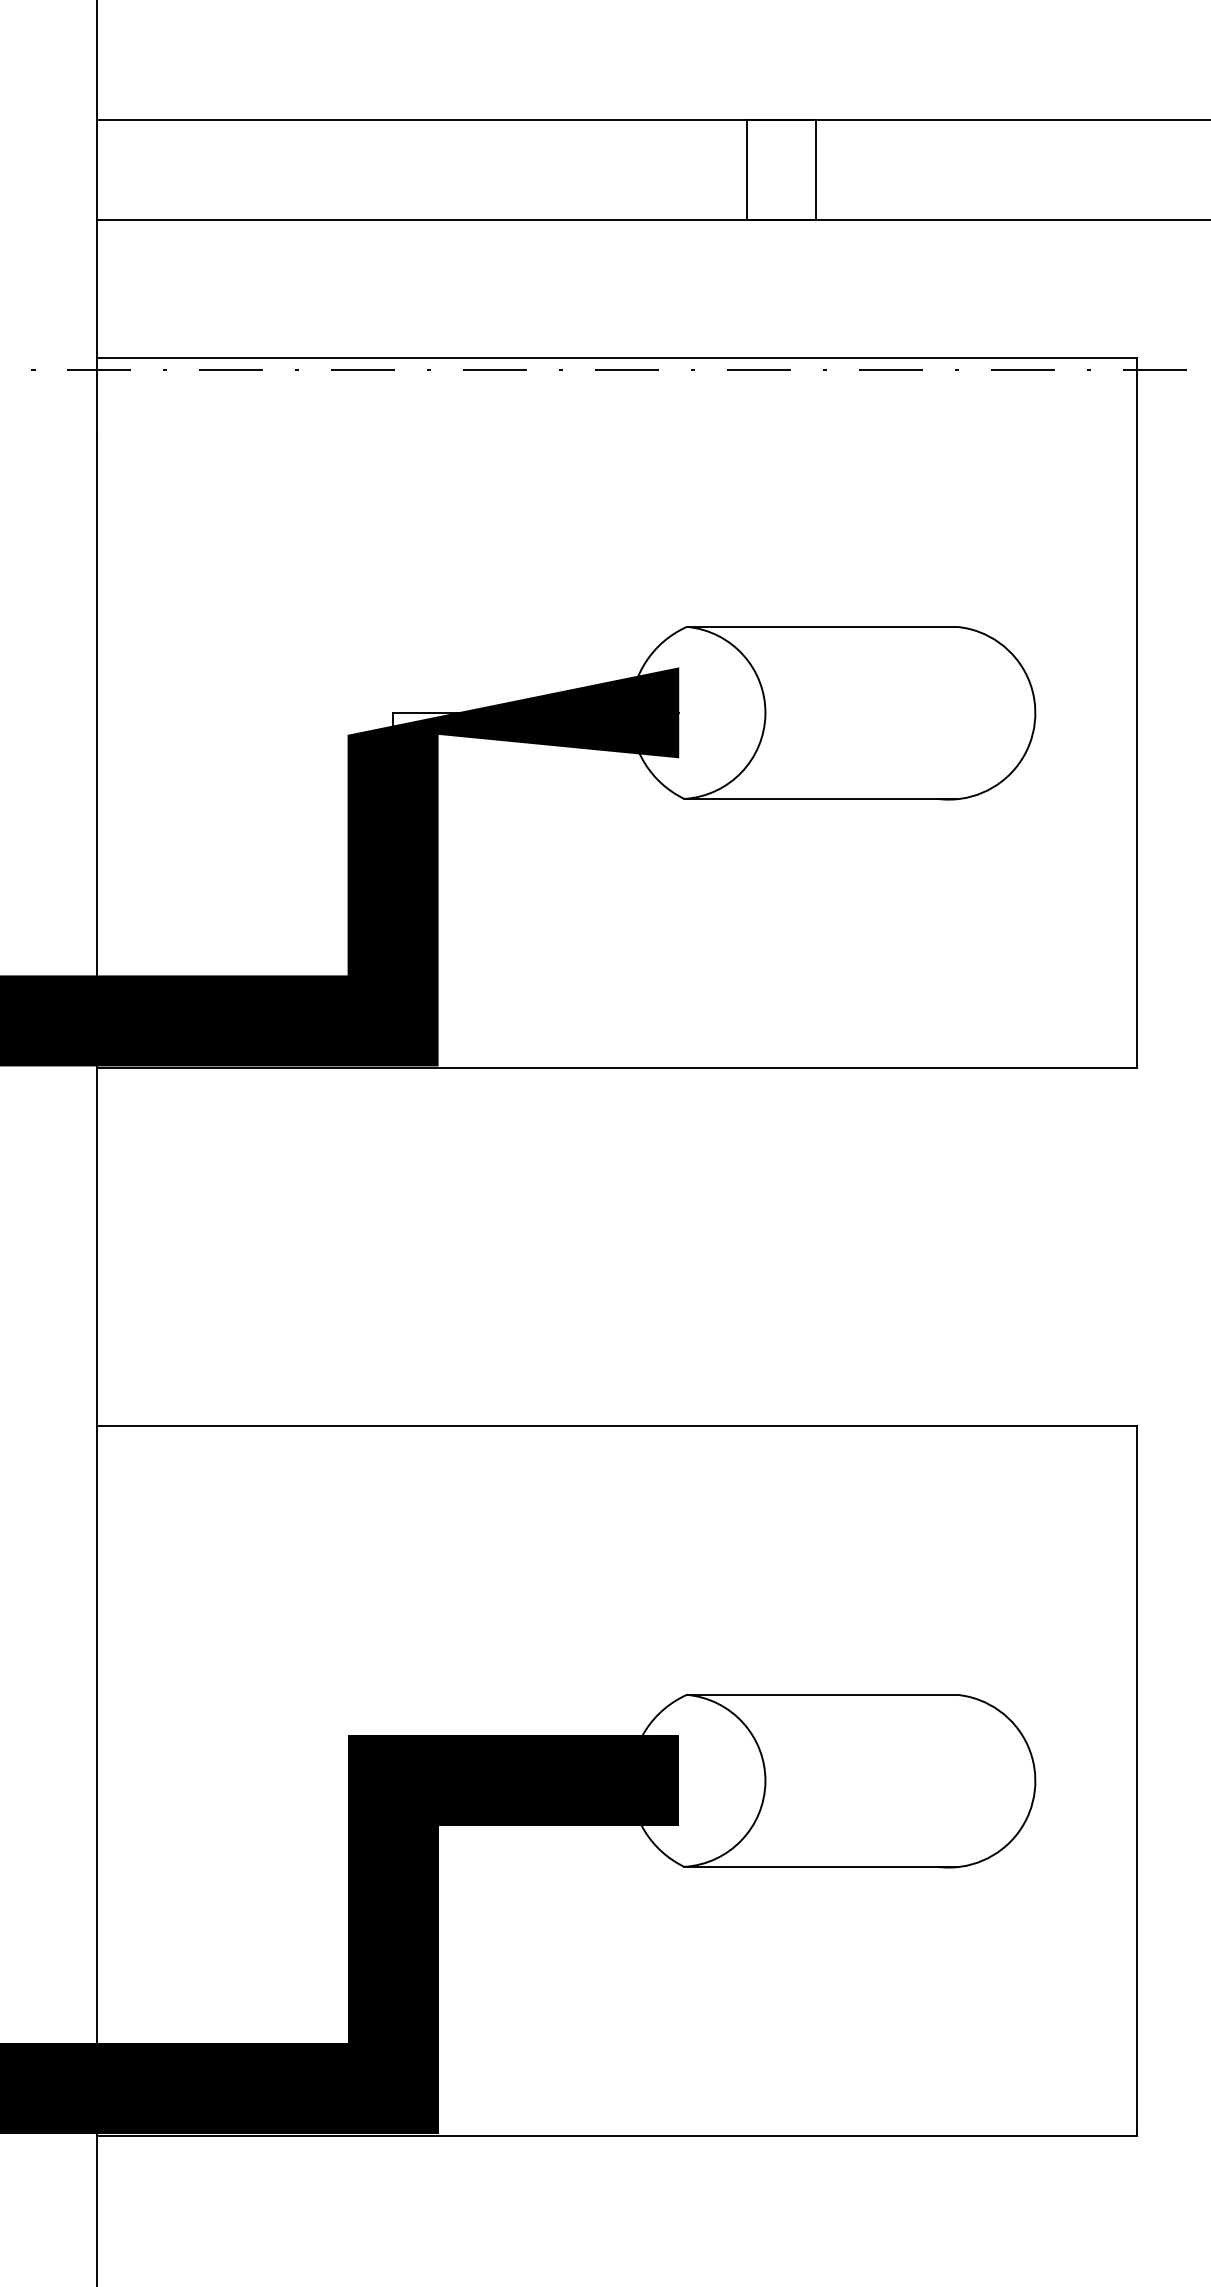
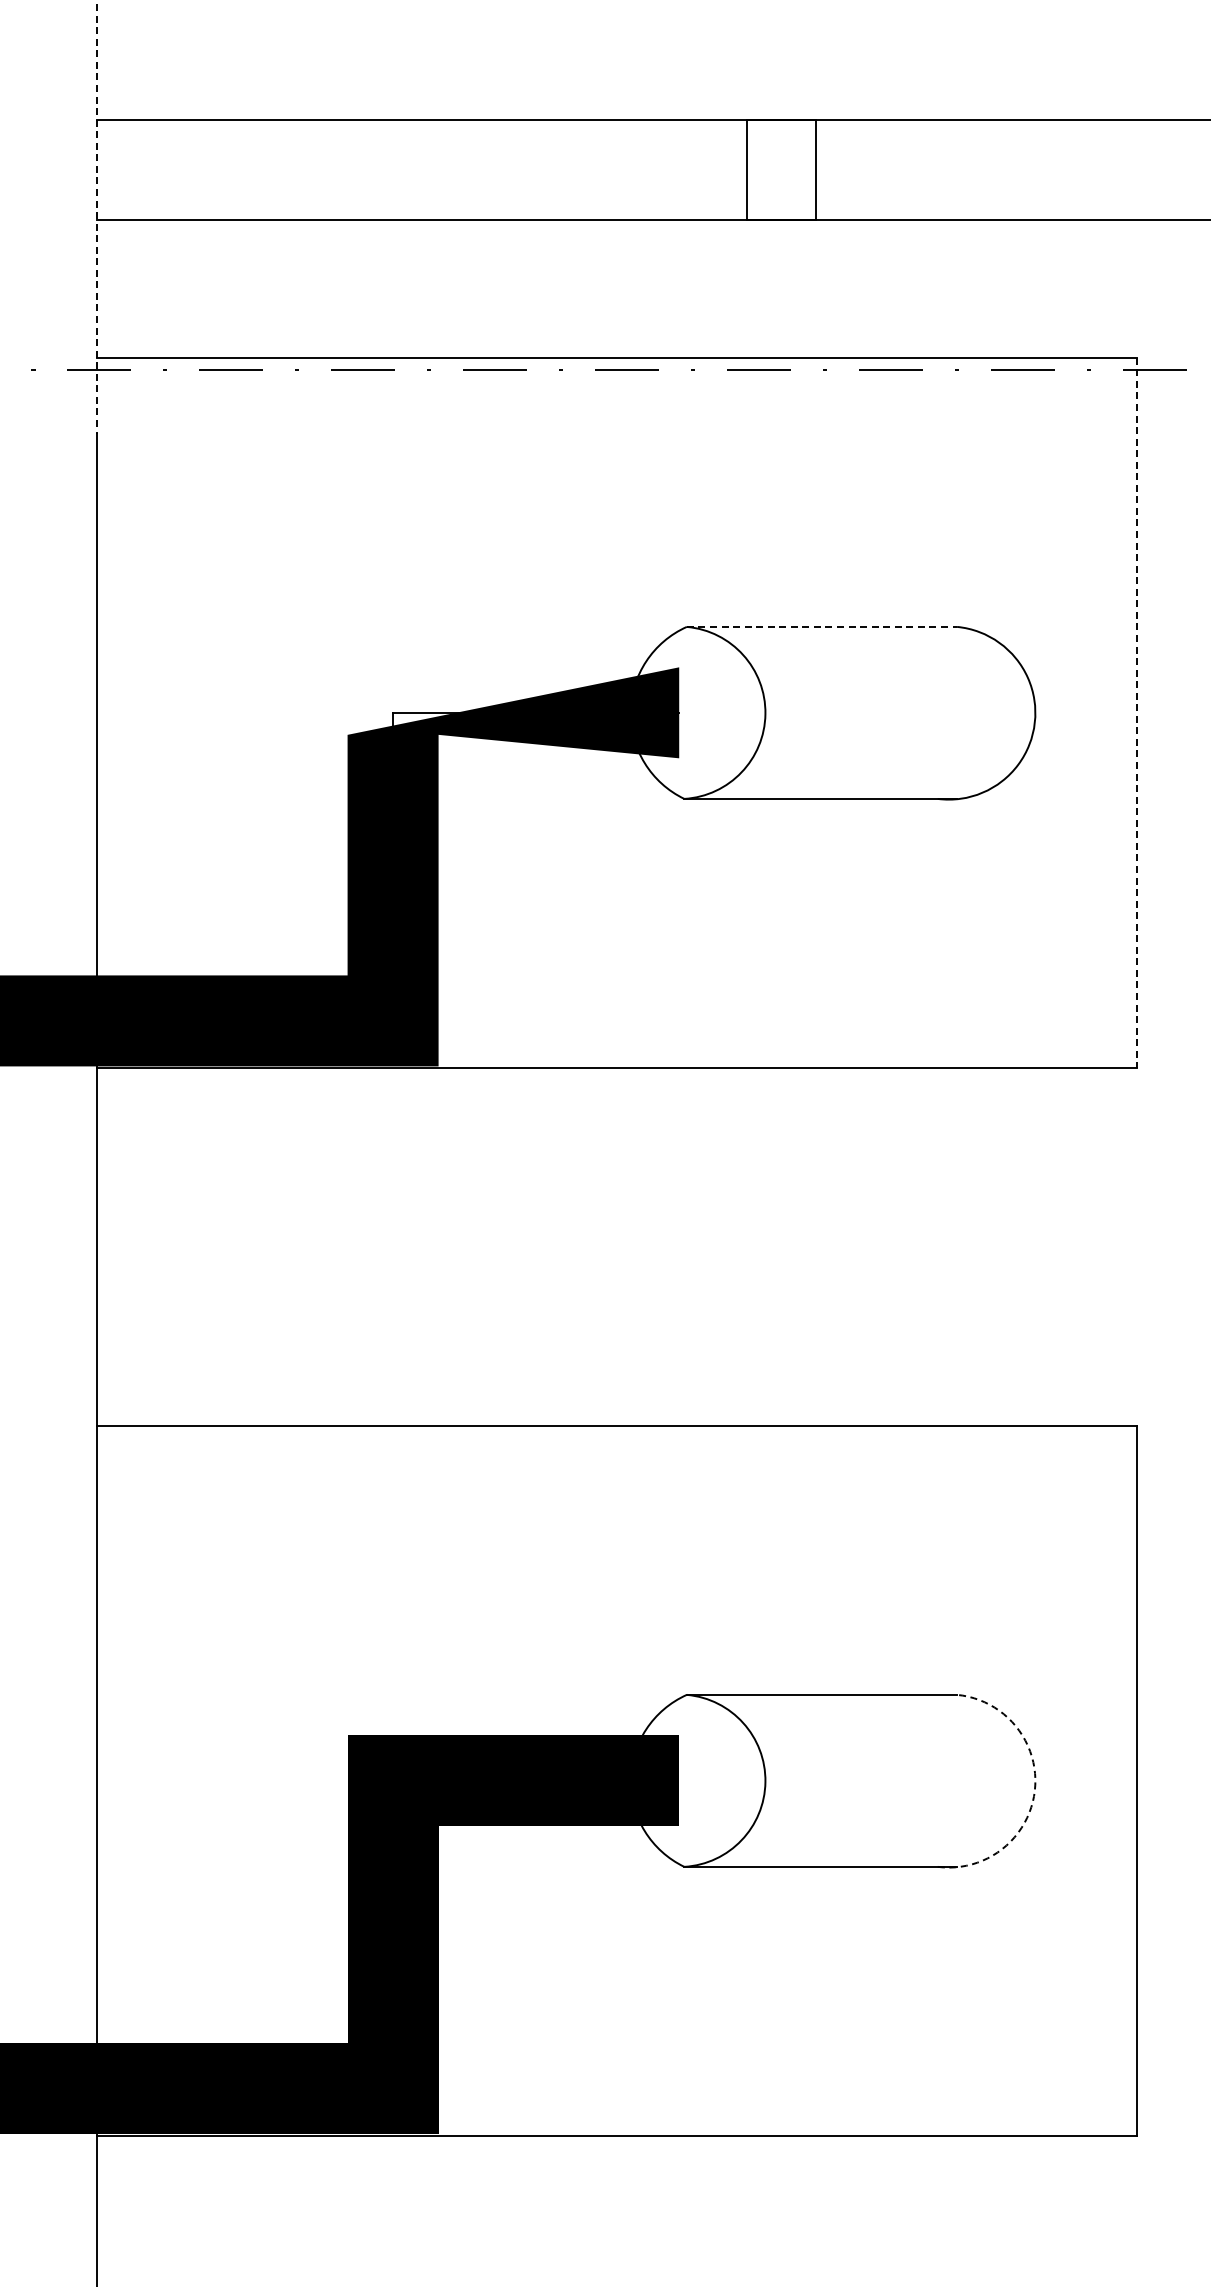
line: solid -> dashed (96, 217)
line: solid -> dashed (822, 626)
line: solid -> dashed (1137, 713)
arc: solid -> dashed (1034, 1790)
